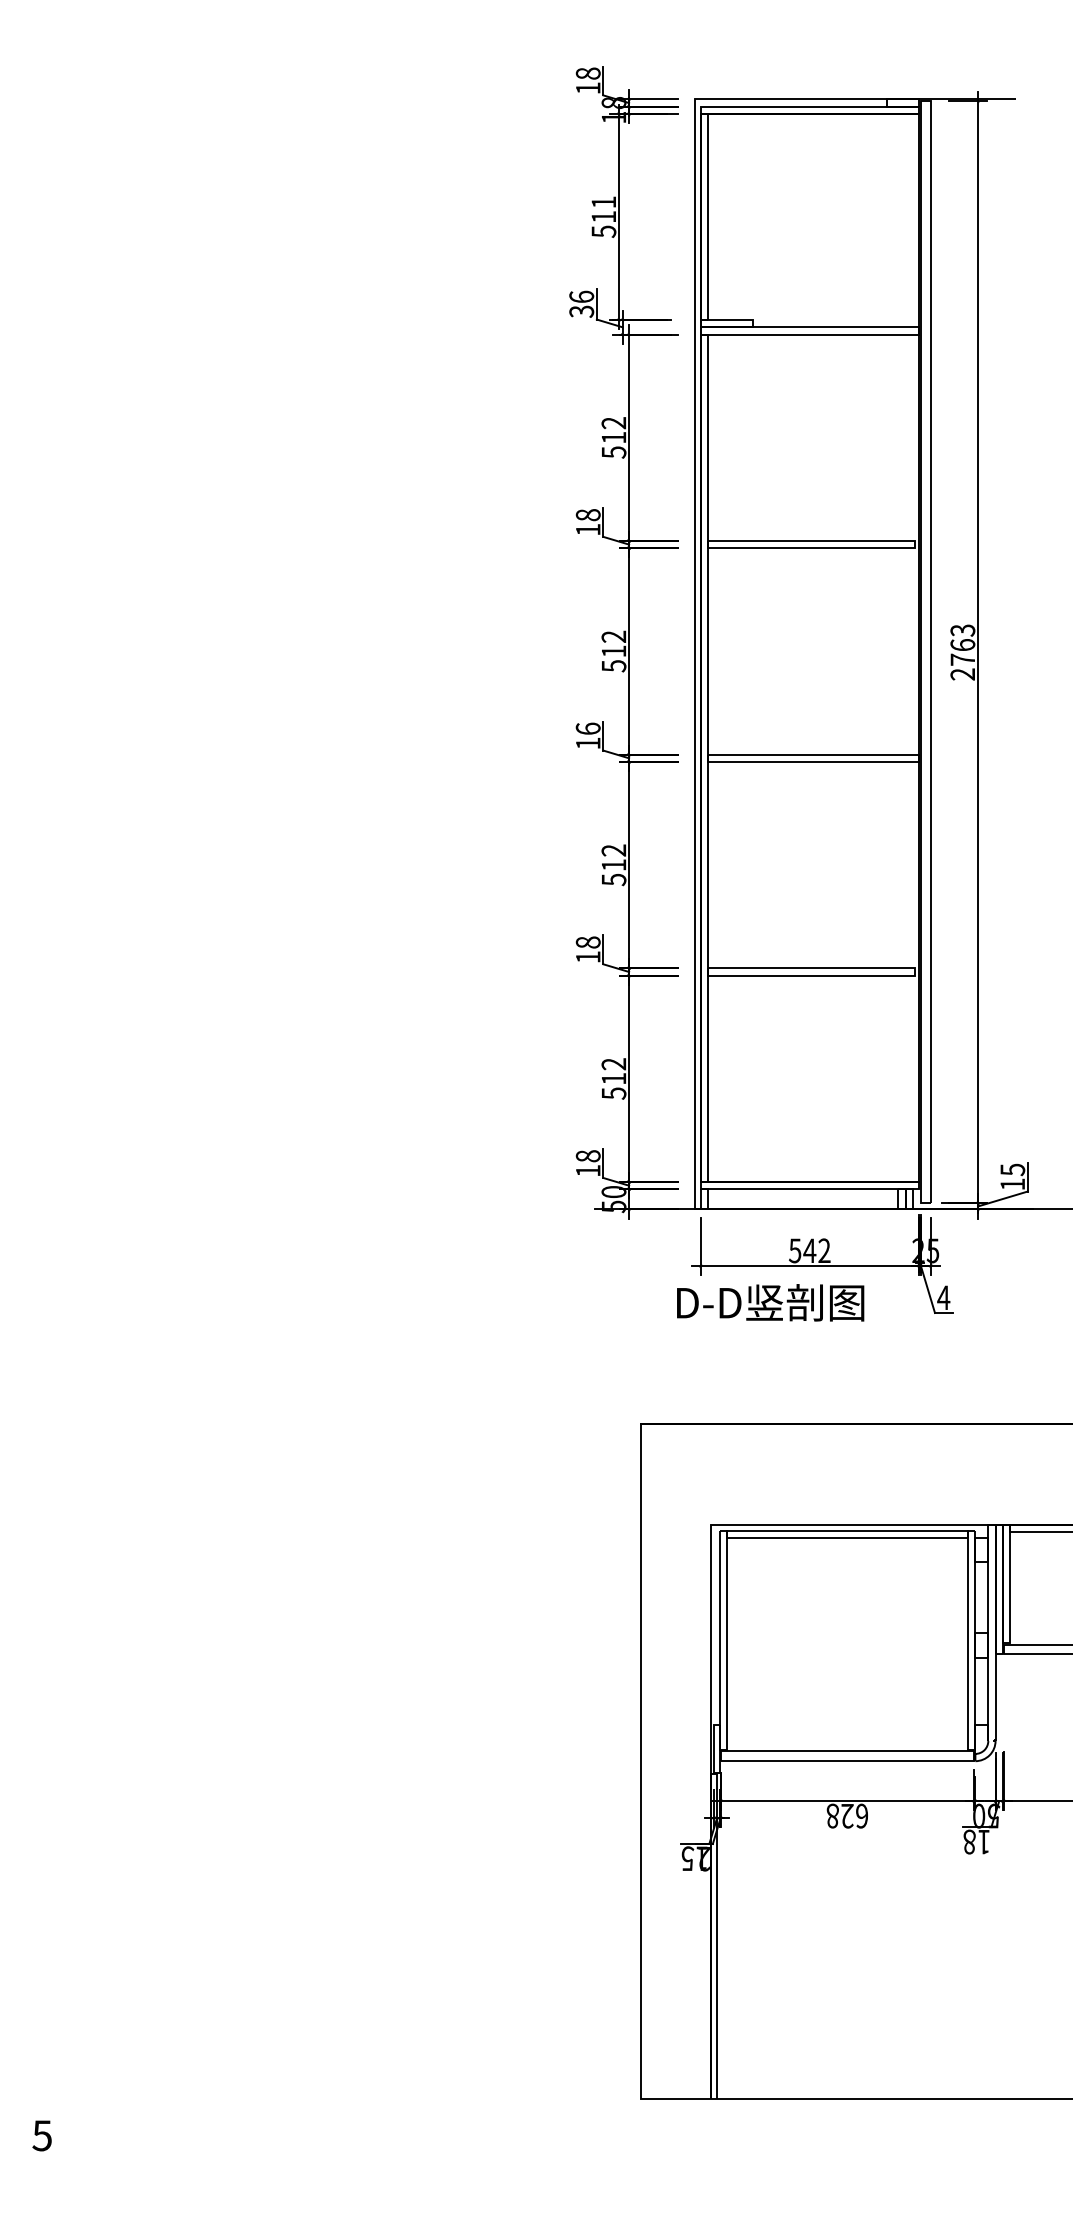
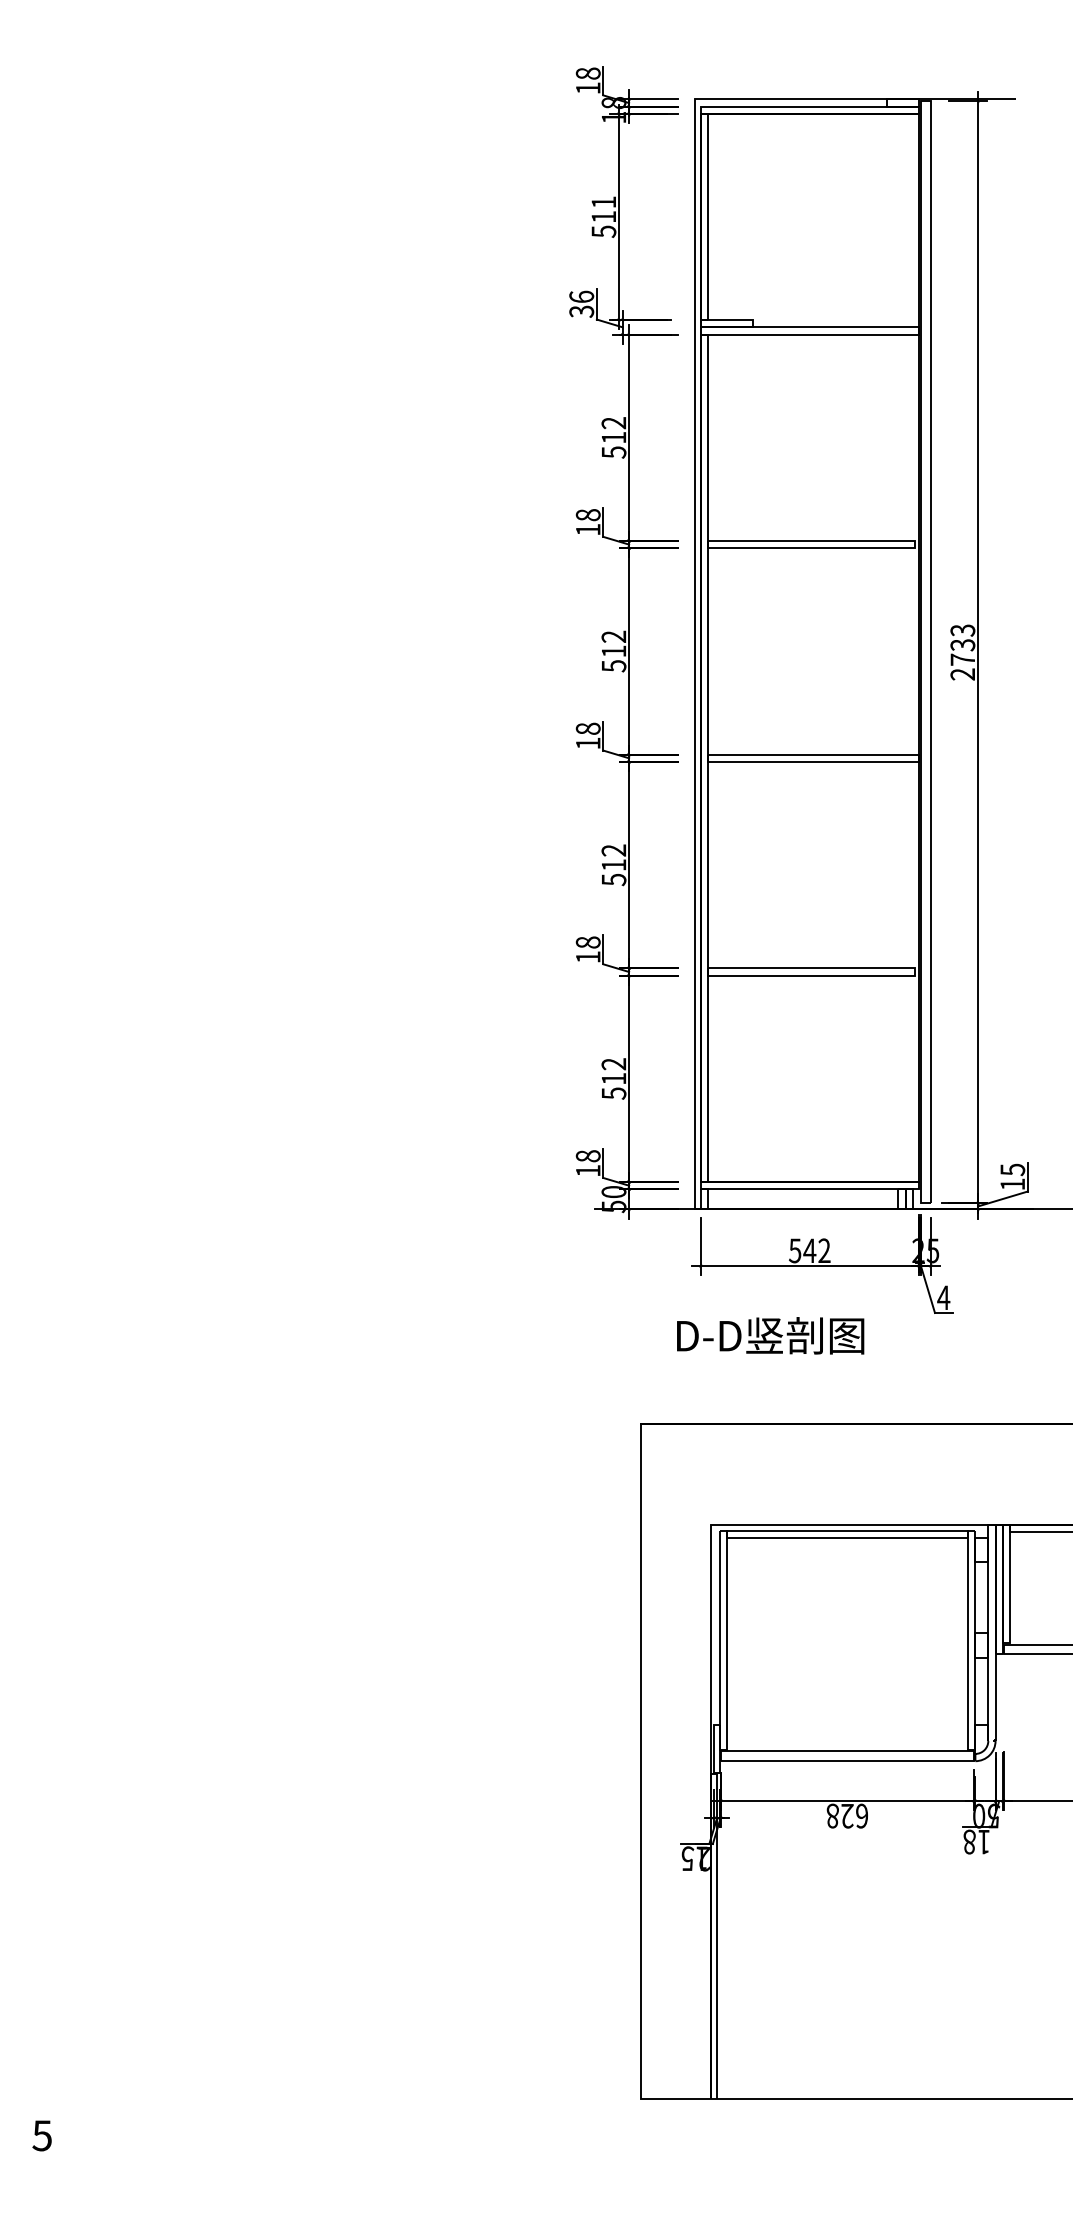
text: 2763 -> 2733 (962, 645)
text: 16 -> 18 (587, 728)
text position: (770, 1302) -> (770, 1335) (770, 1335)
